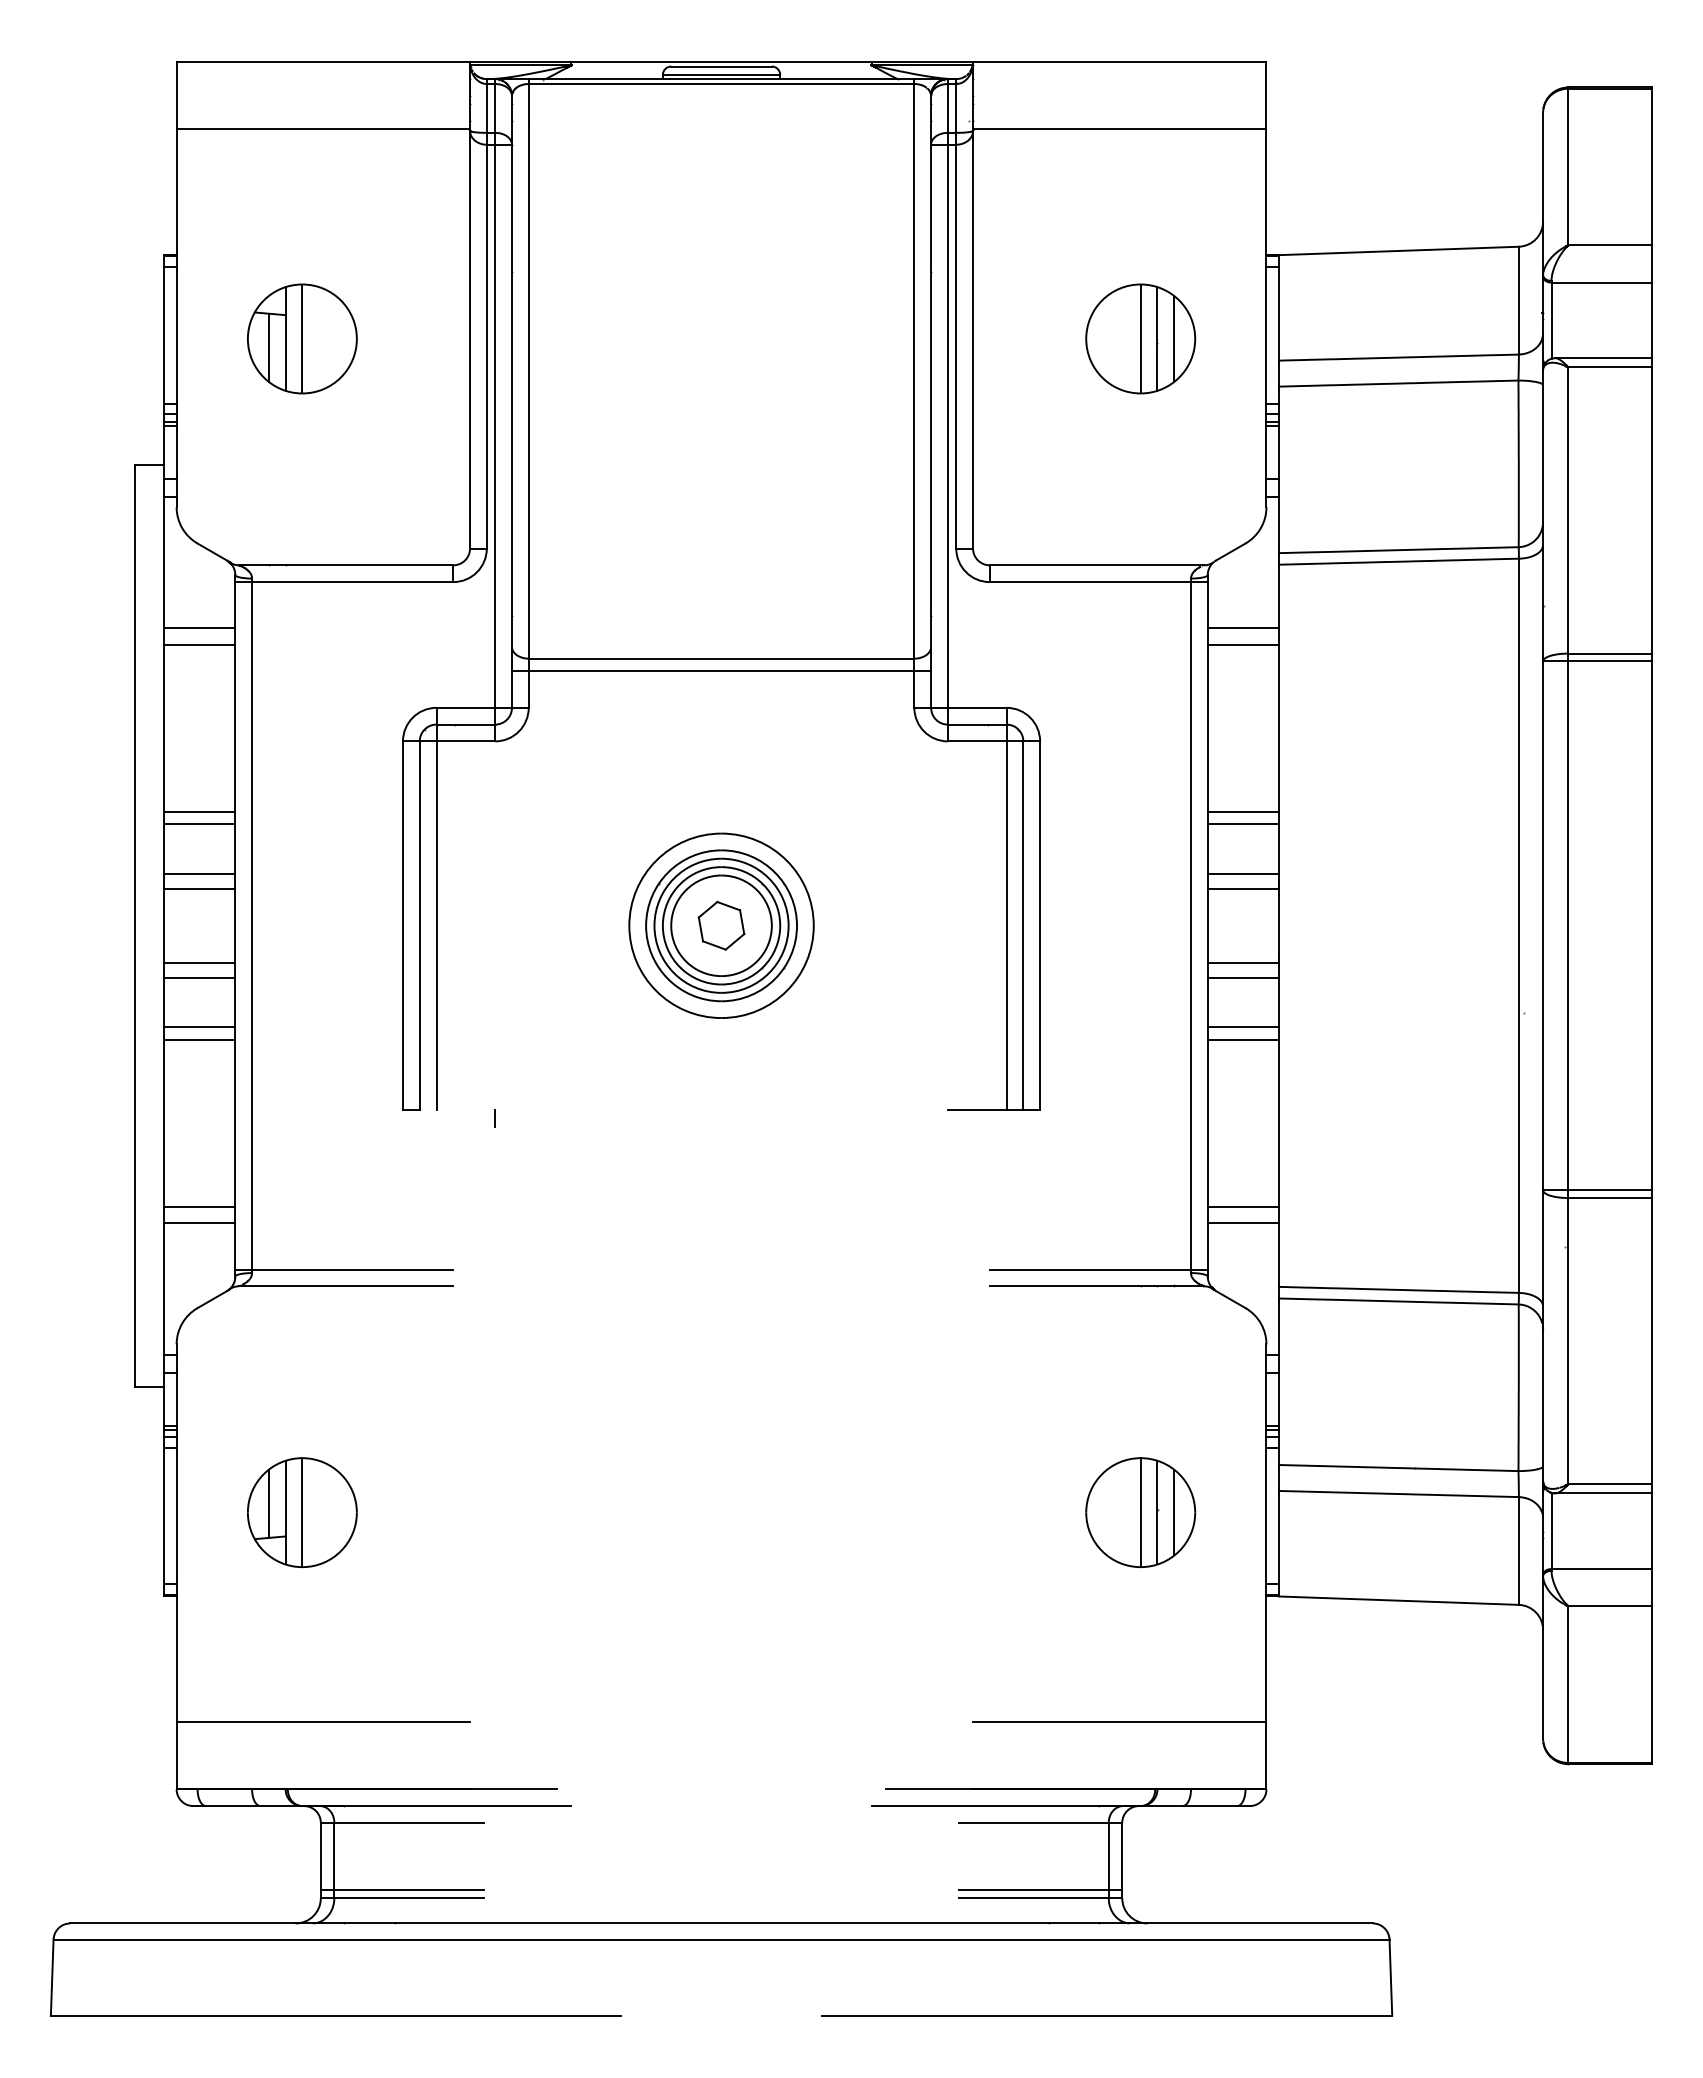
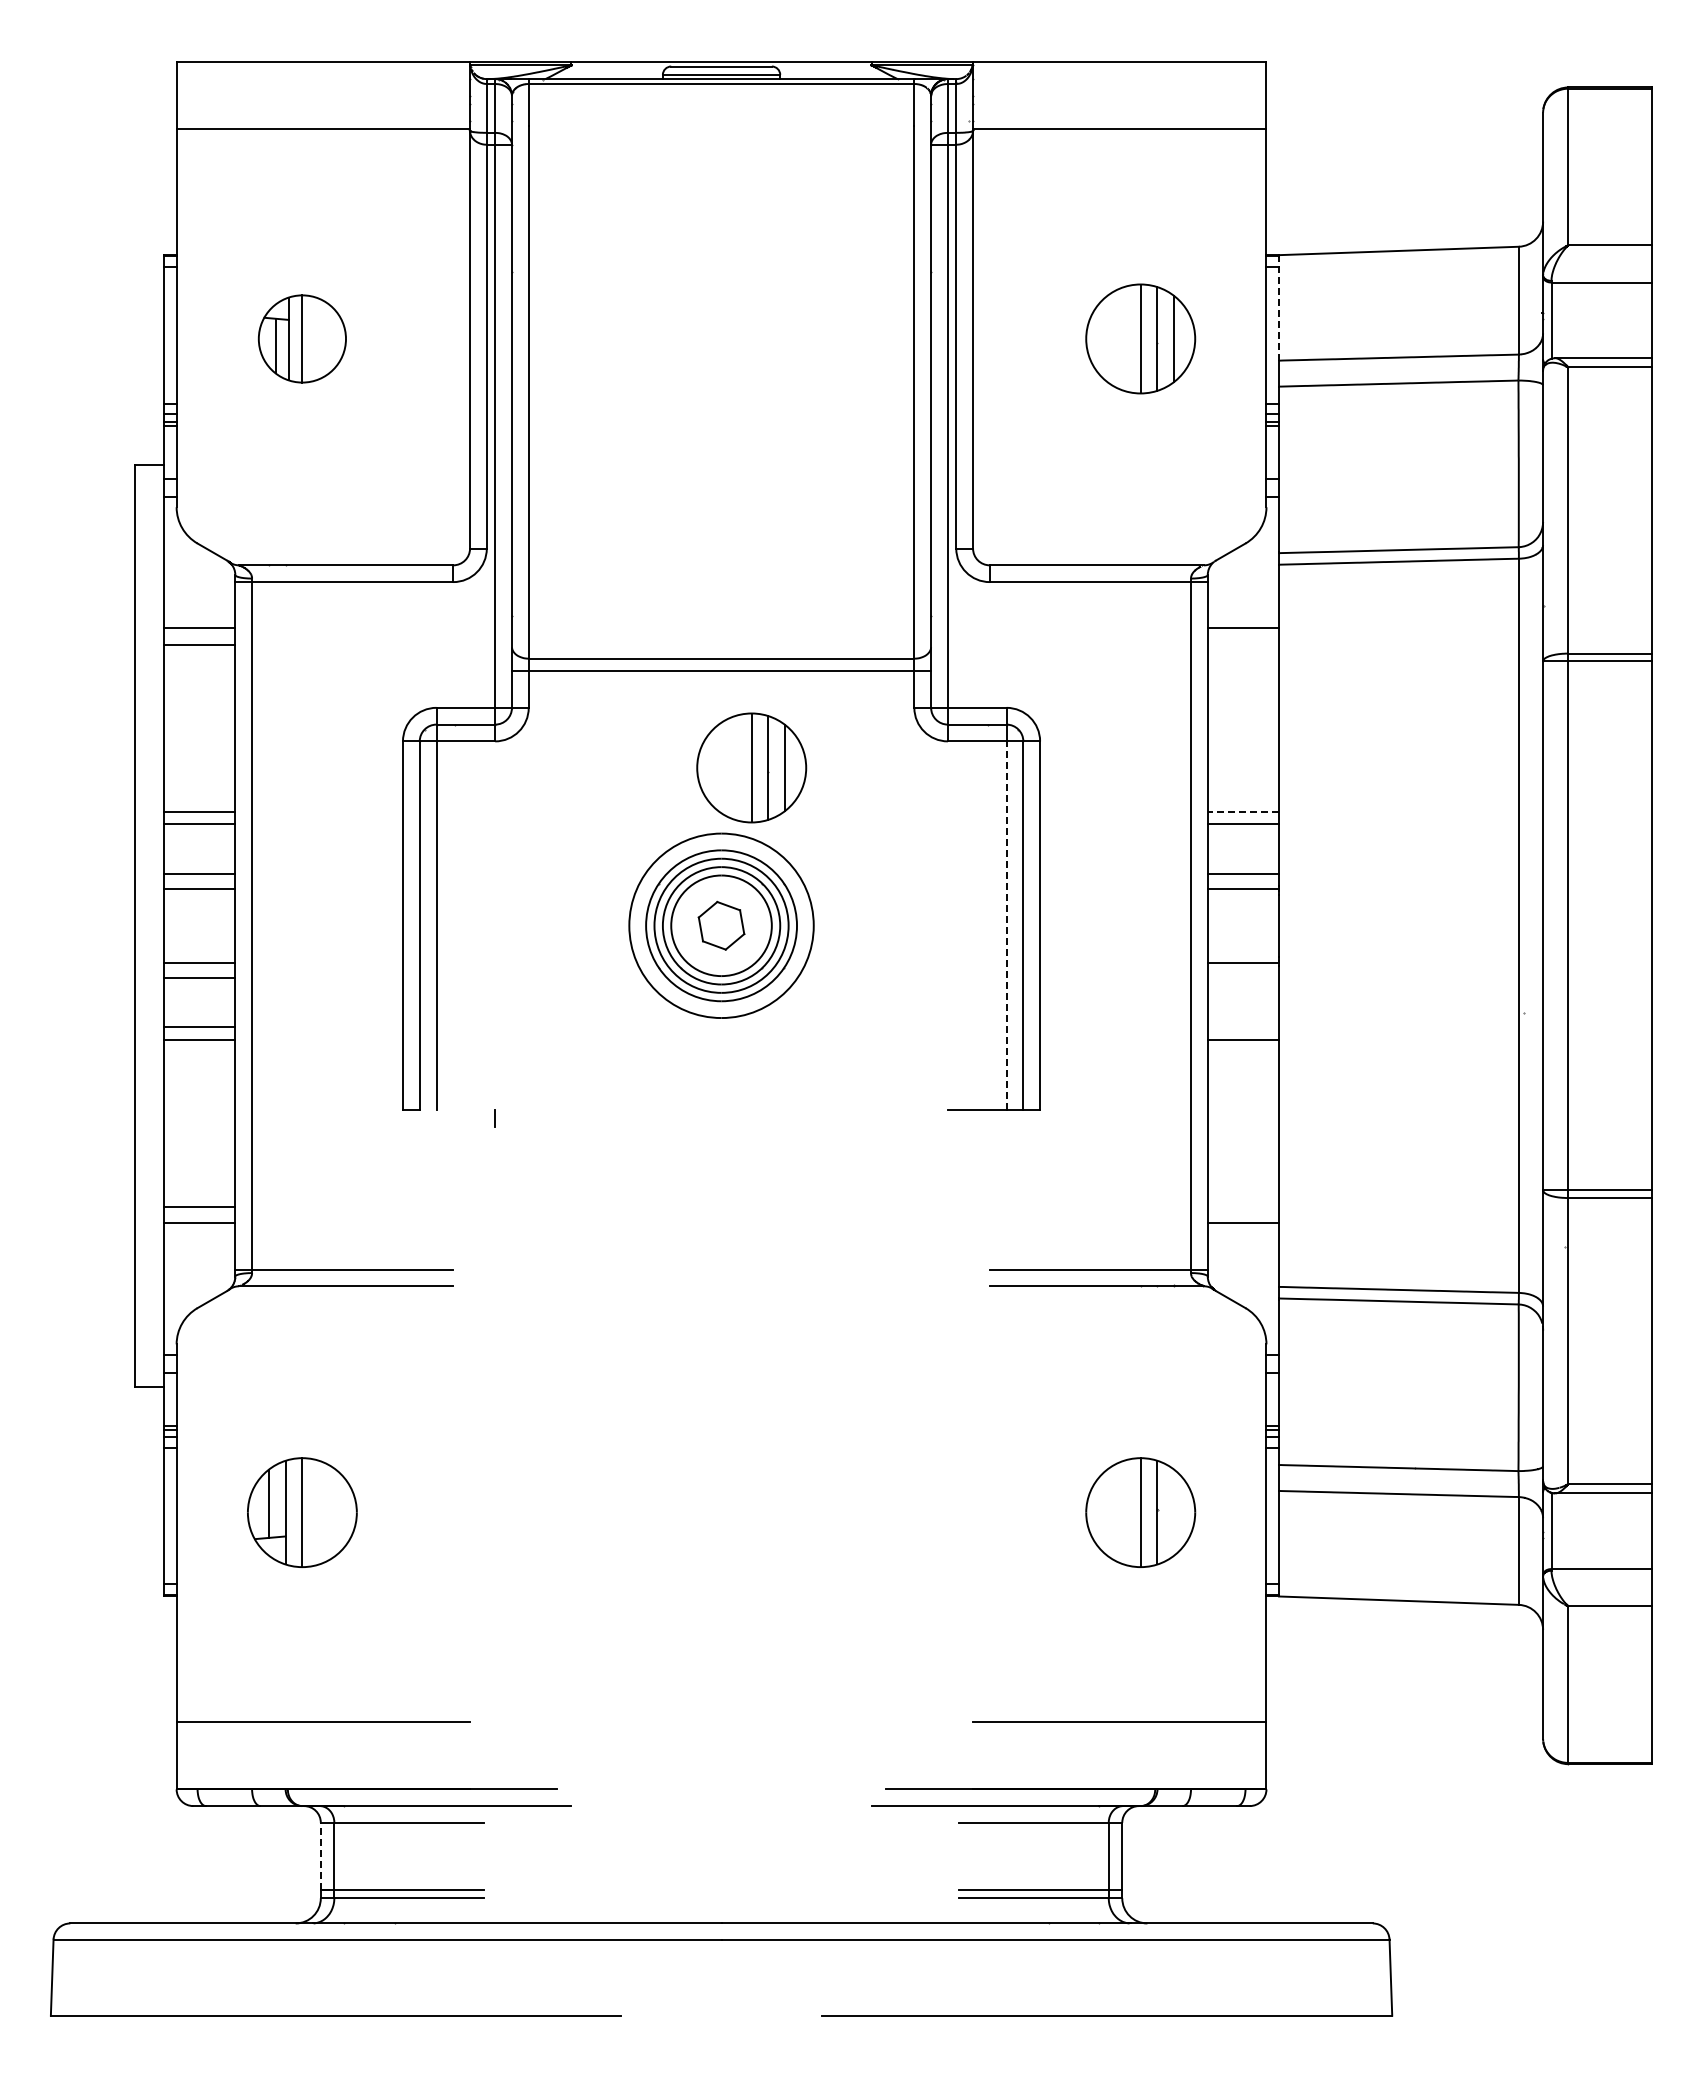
line: solid -> dashed (1279, 308)
part size: 111x112 px -> 90x90 px (301, 338)
line: present -> none (1243, 644)
part: none -> present (751, 767)
line: solid -> dashed (1243, 812)
line: solid -> dashed (1006, 925)
line: present -> none (1243, 977)
line: present -> none (1243, 1027)
line: present -> none (1243, 1207)
line: present -> none (1174, 1512)
line: solid -> dashed (320, 1856)
